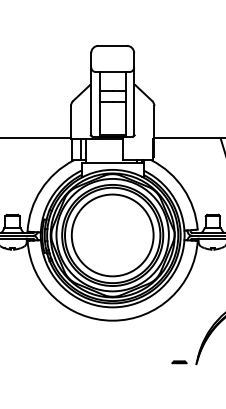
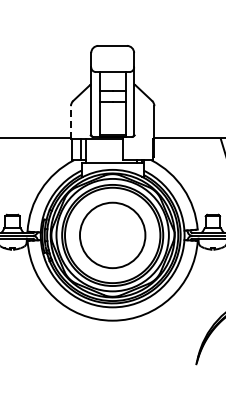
line: solid -> dashed (70, 122)
circle diameter: 82 px -> 65 px (112, 235)
part: present -> none (179, 362)
